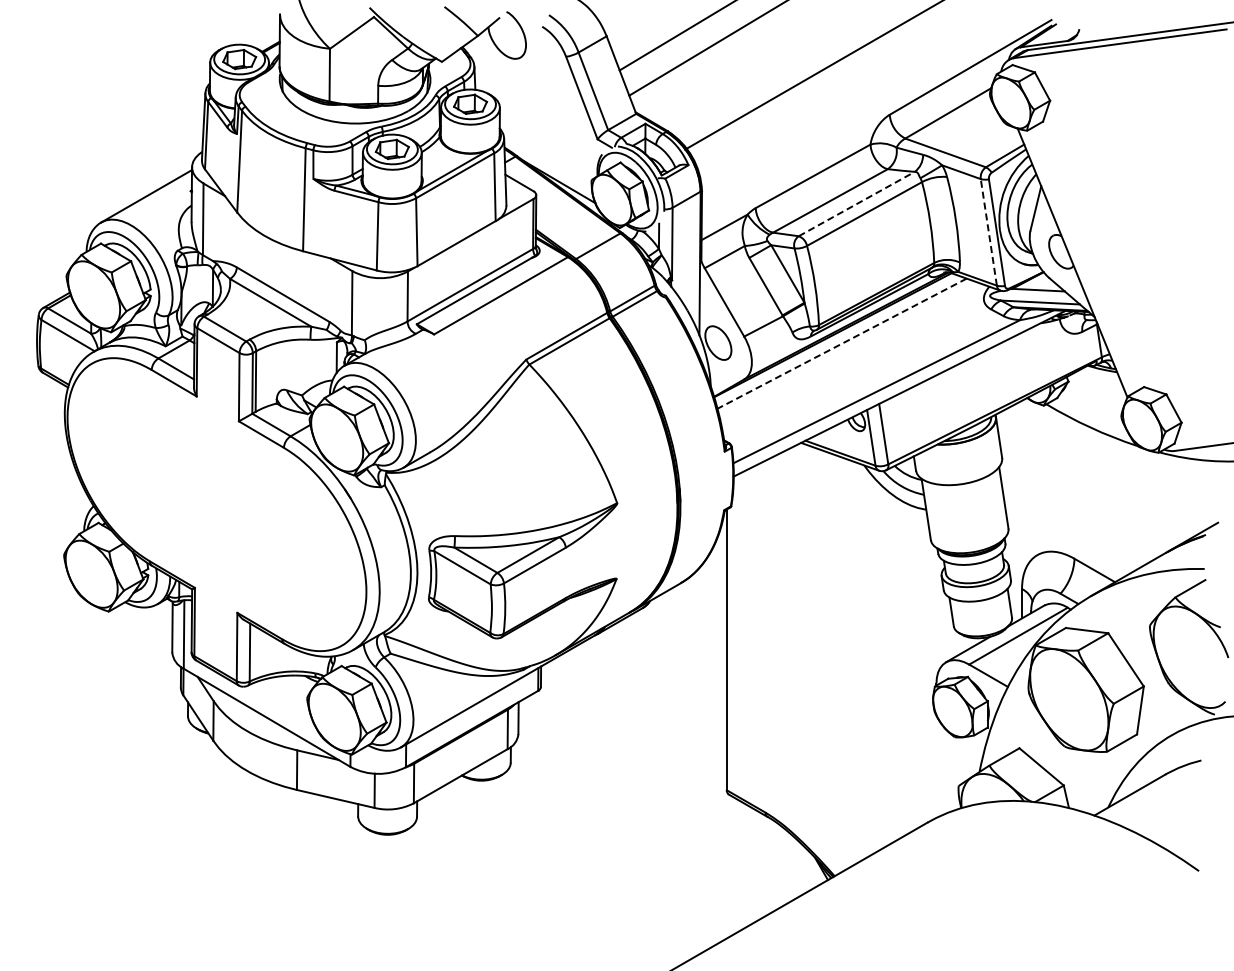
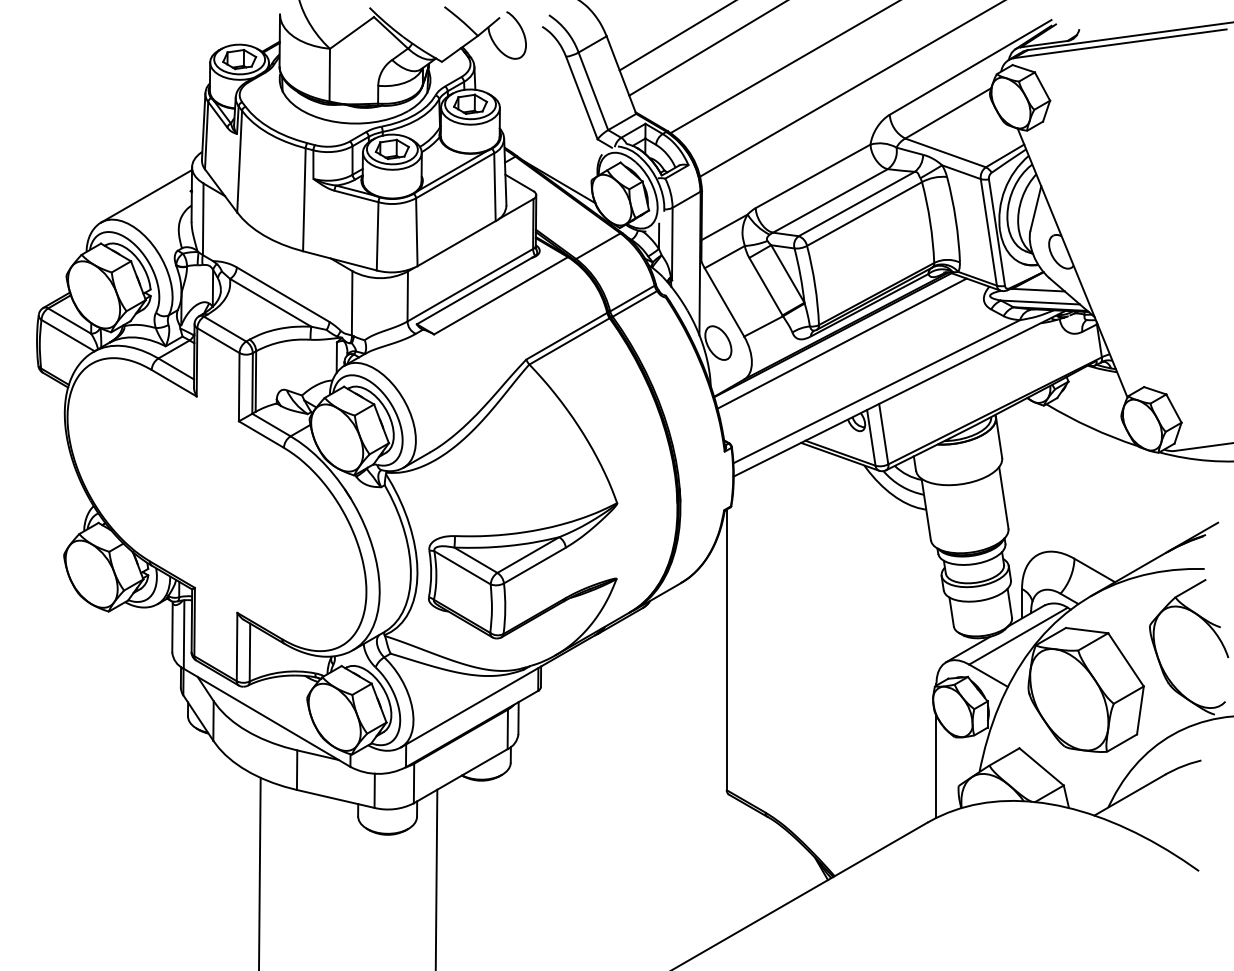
line: none -> present (783, 67)
line position: (812, 75) -> (850, 89) (850, 89)
line: dashed -> solid (857, 203)
line: dashed -> solid (988, 232)
line: dashed -> solid (842, 343)
line: none -> present (936, 766)
line: none -> present (259, 872)
line: none -> present (436, 878)
